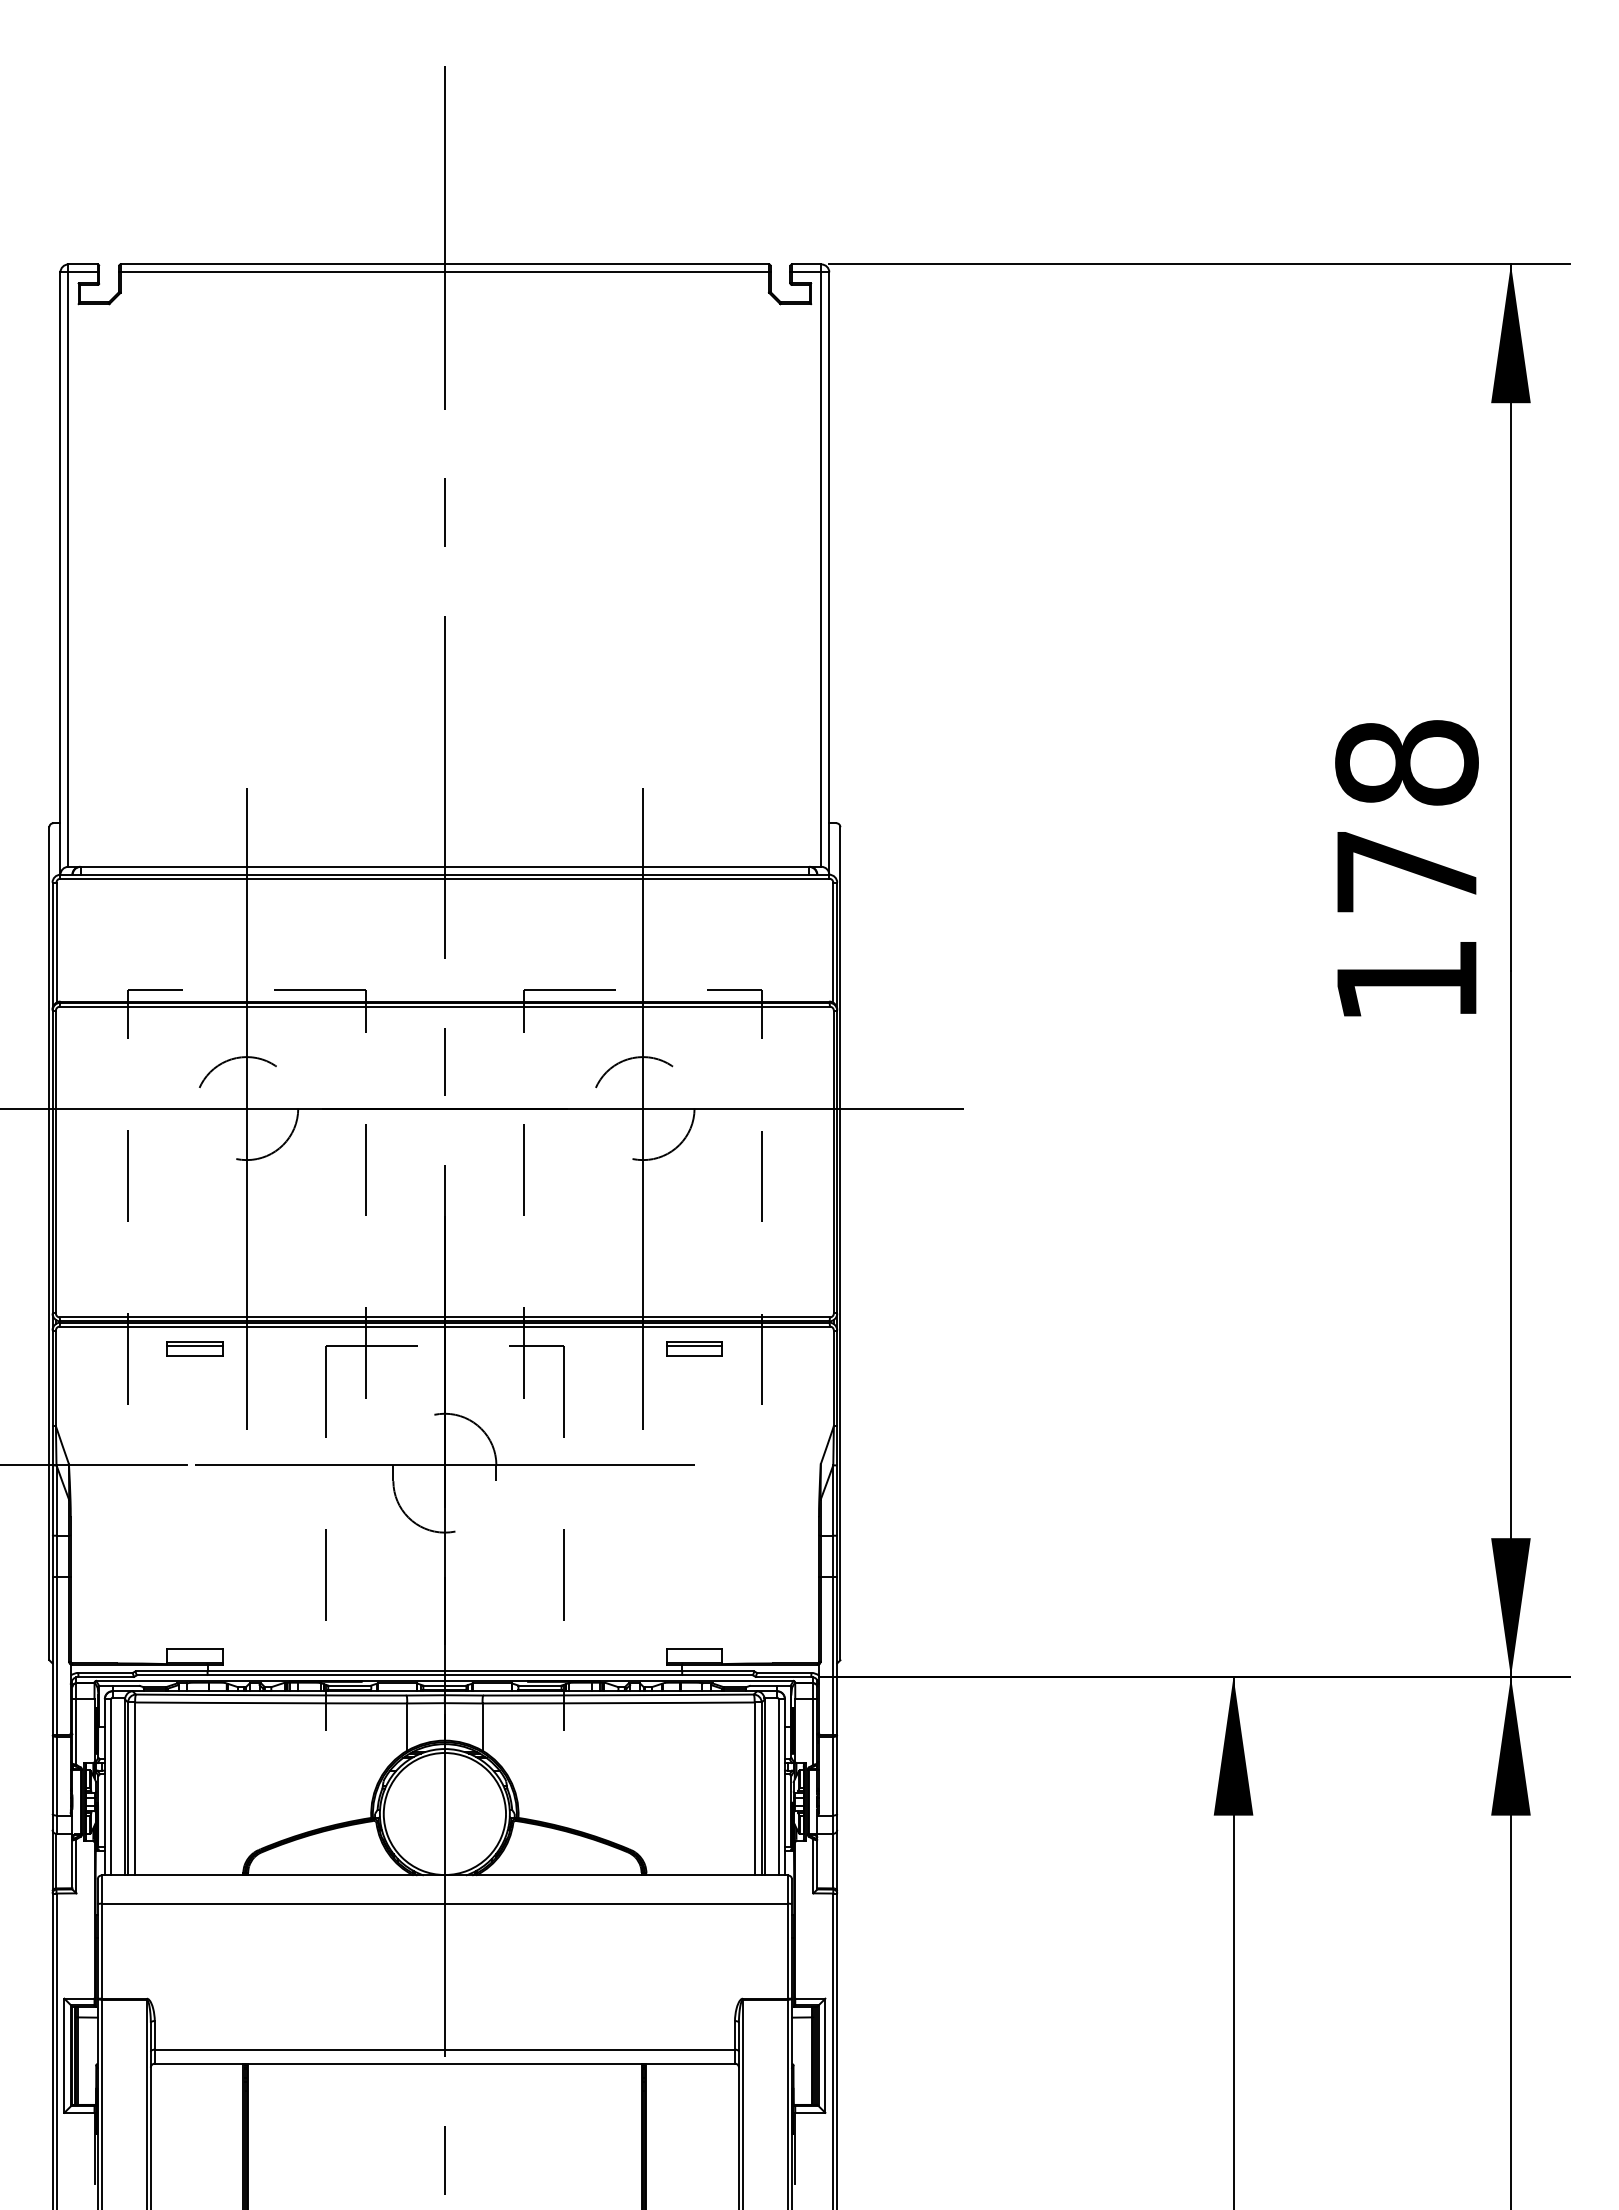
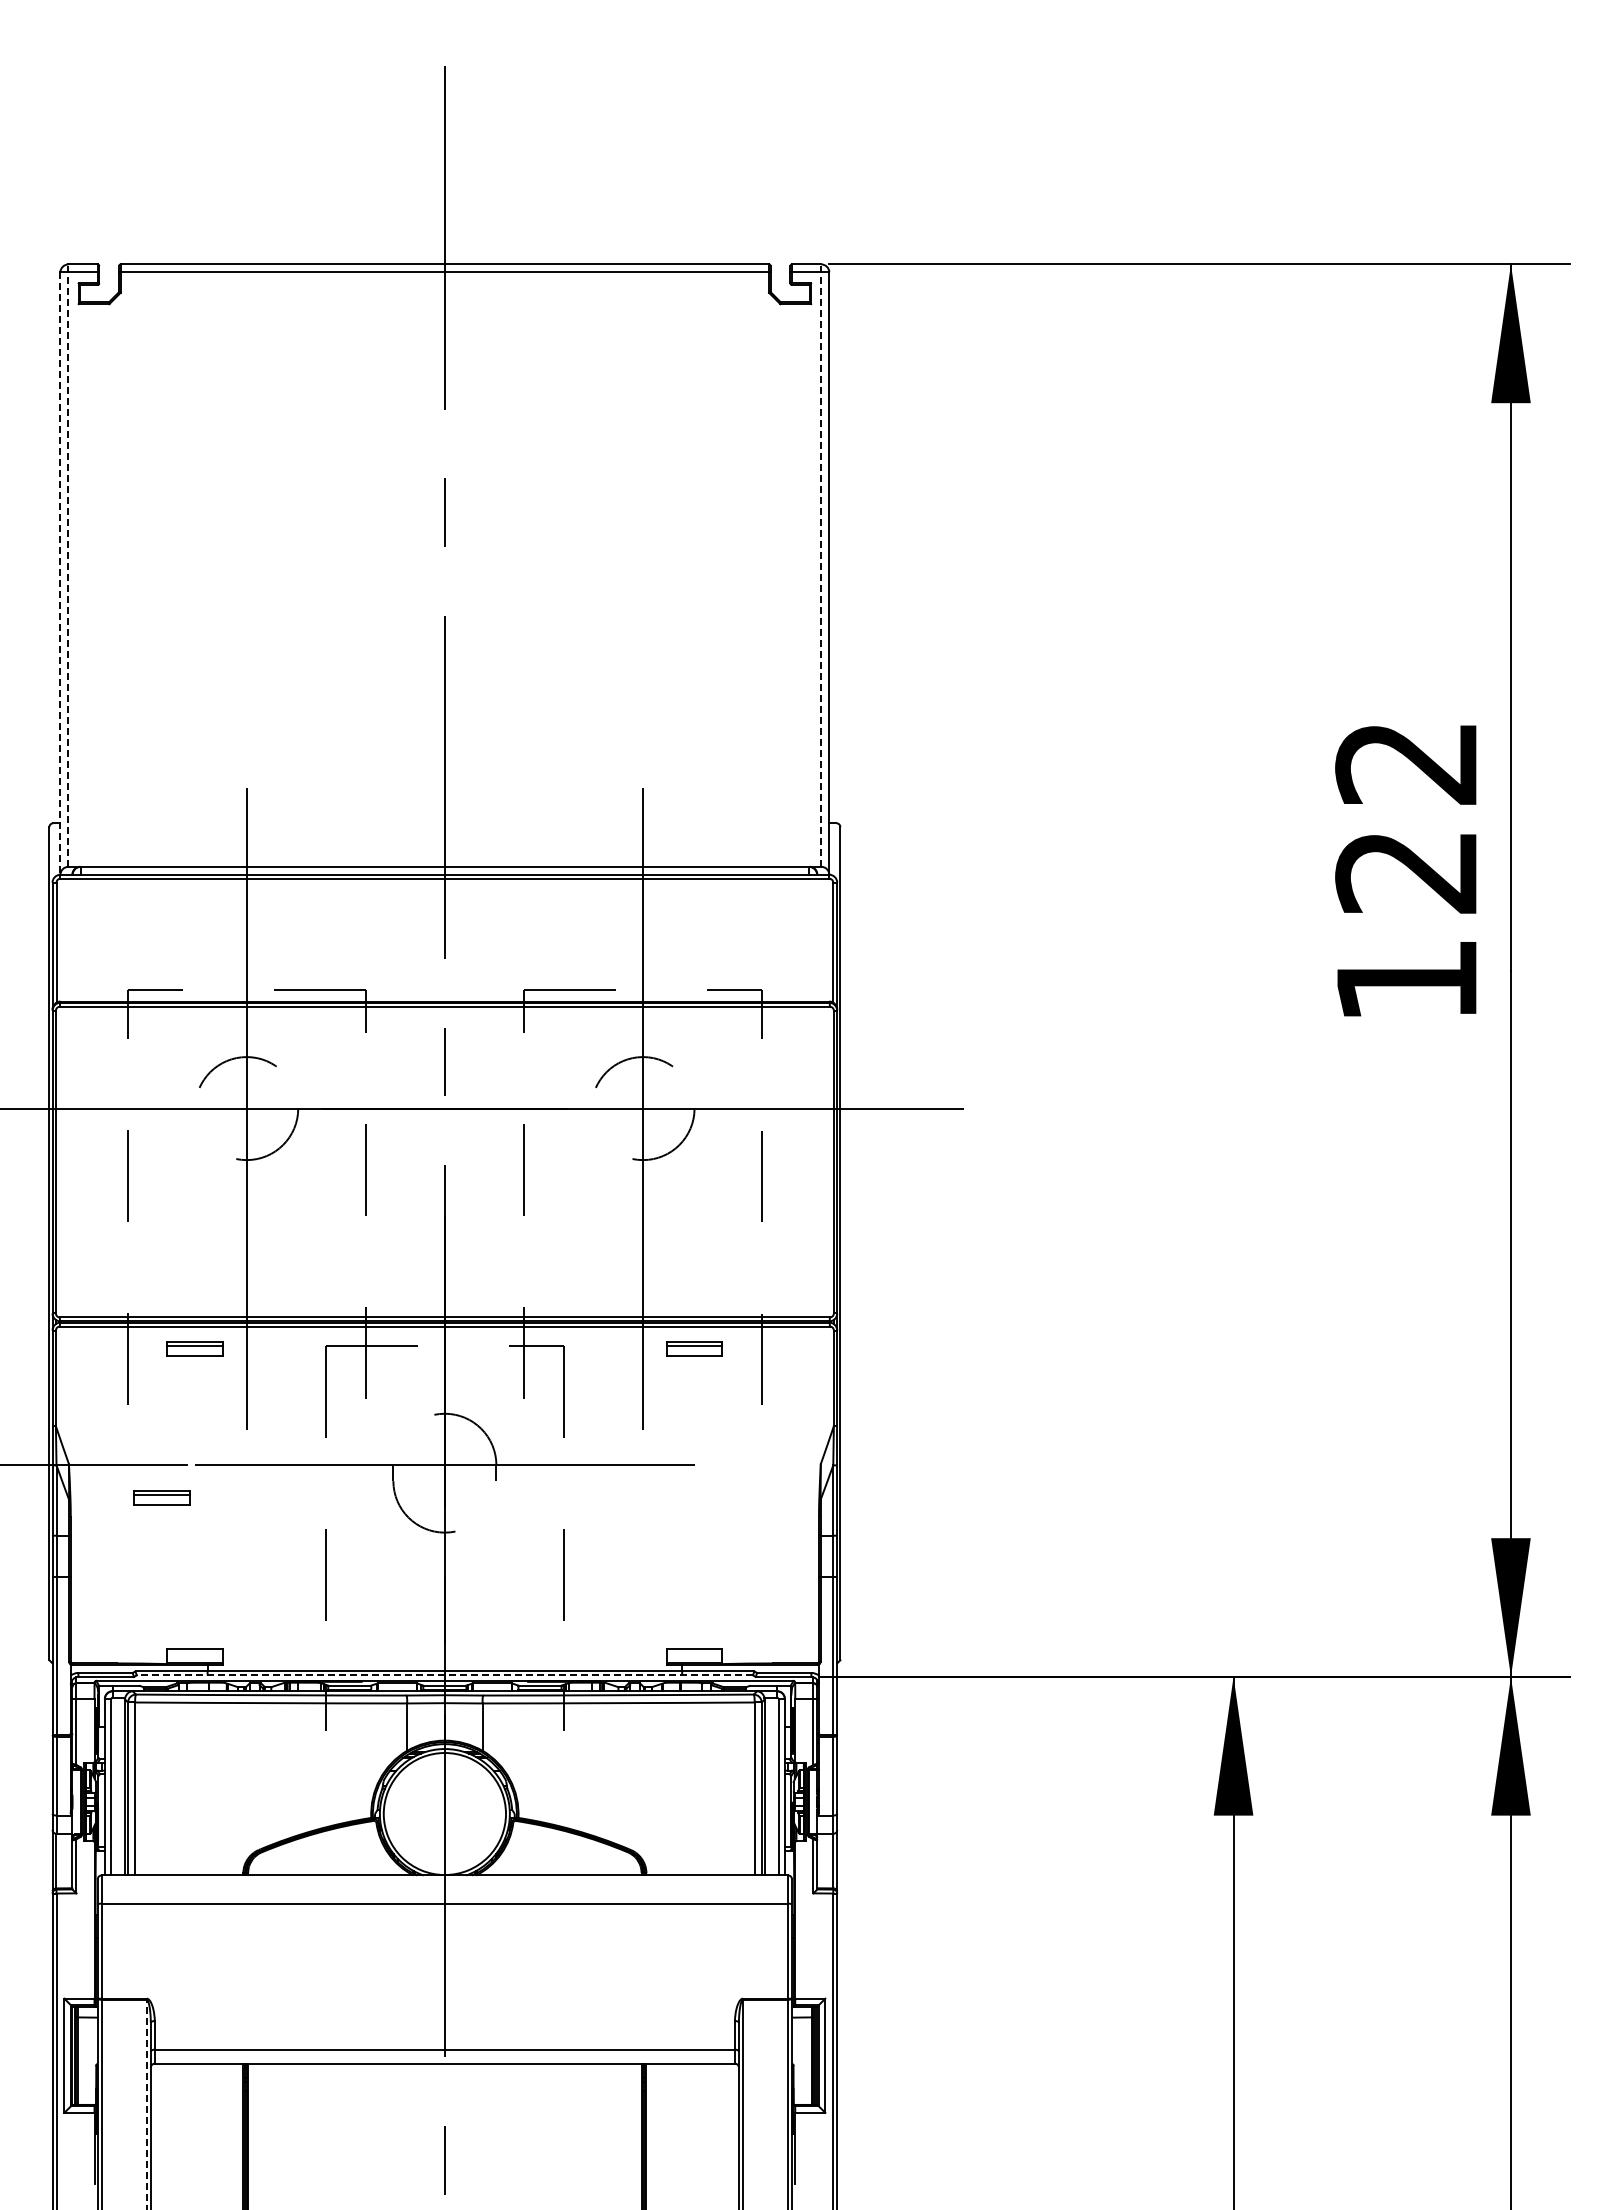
line: solid -> dashed (68, 565)
line: solid -> dashed (821, 565)
line: solid -> dashed (60, 574)
text: 178 -> 122 (1406, 816)
part: none -> present (161, 1497)
line: solid -> dashed (444, 1675)
line: solid -> dashed (146, 2103)
